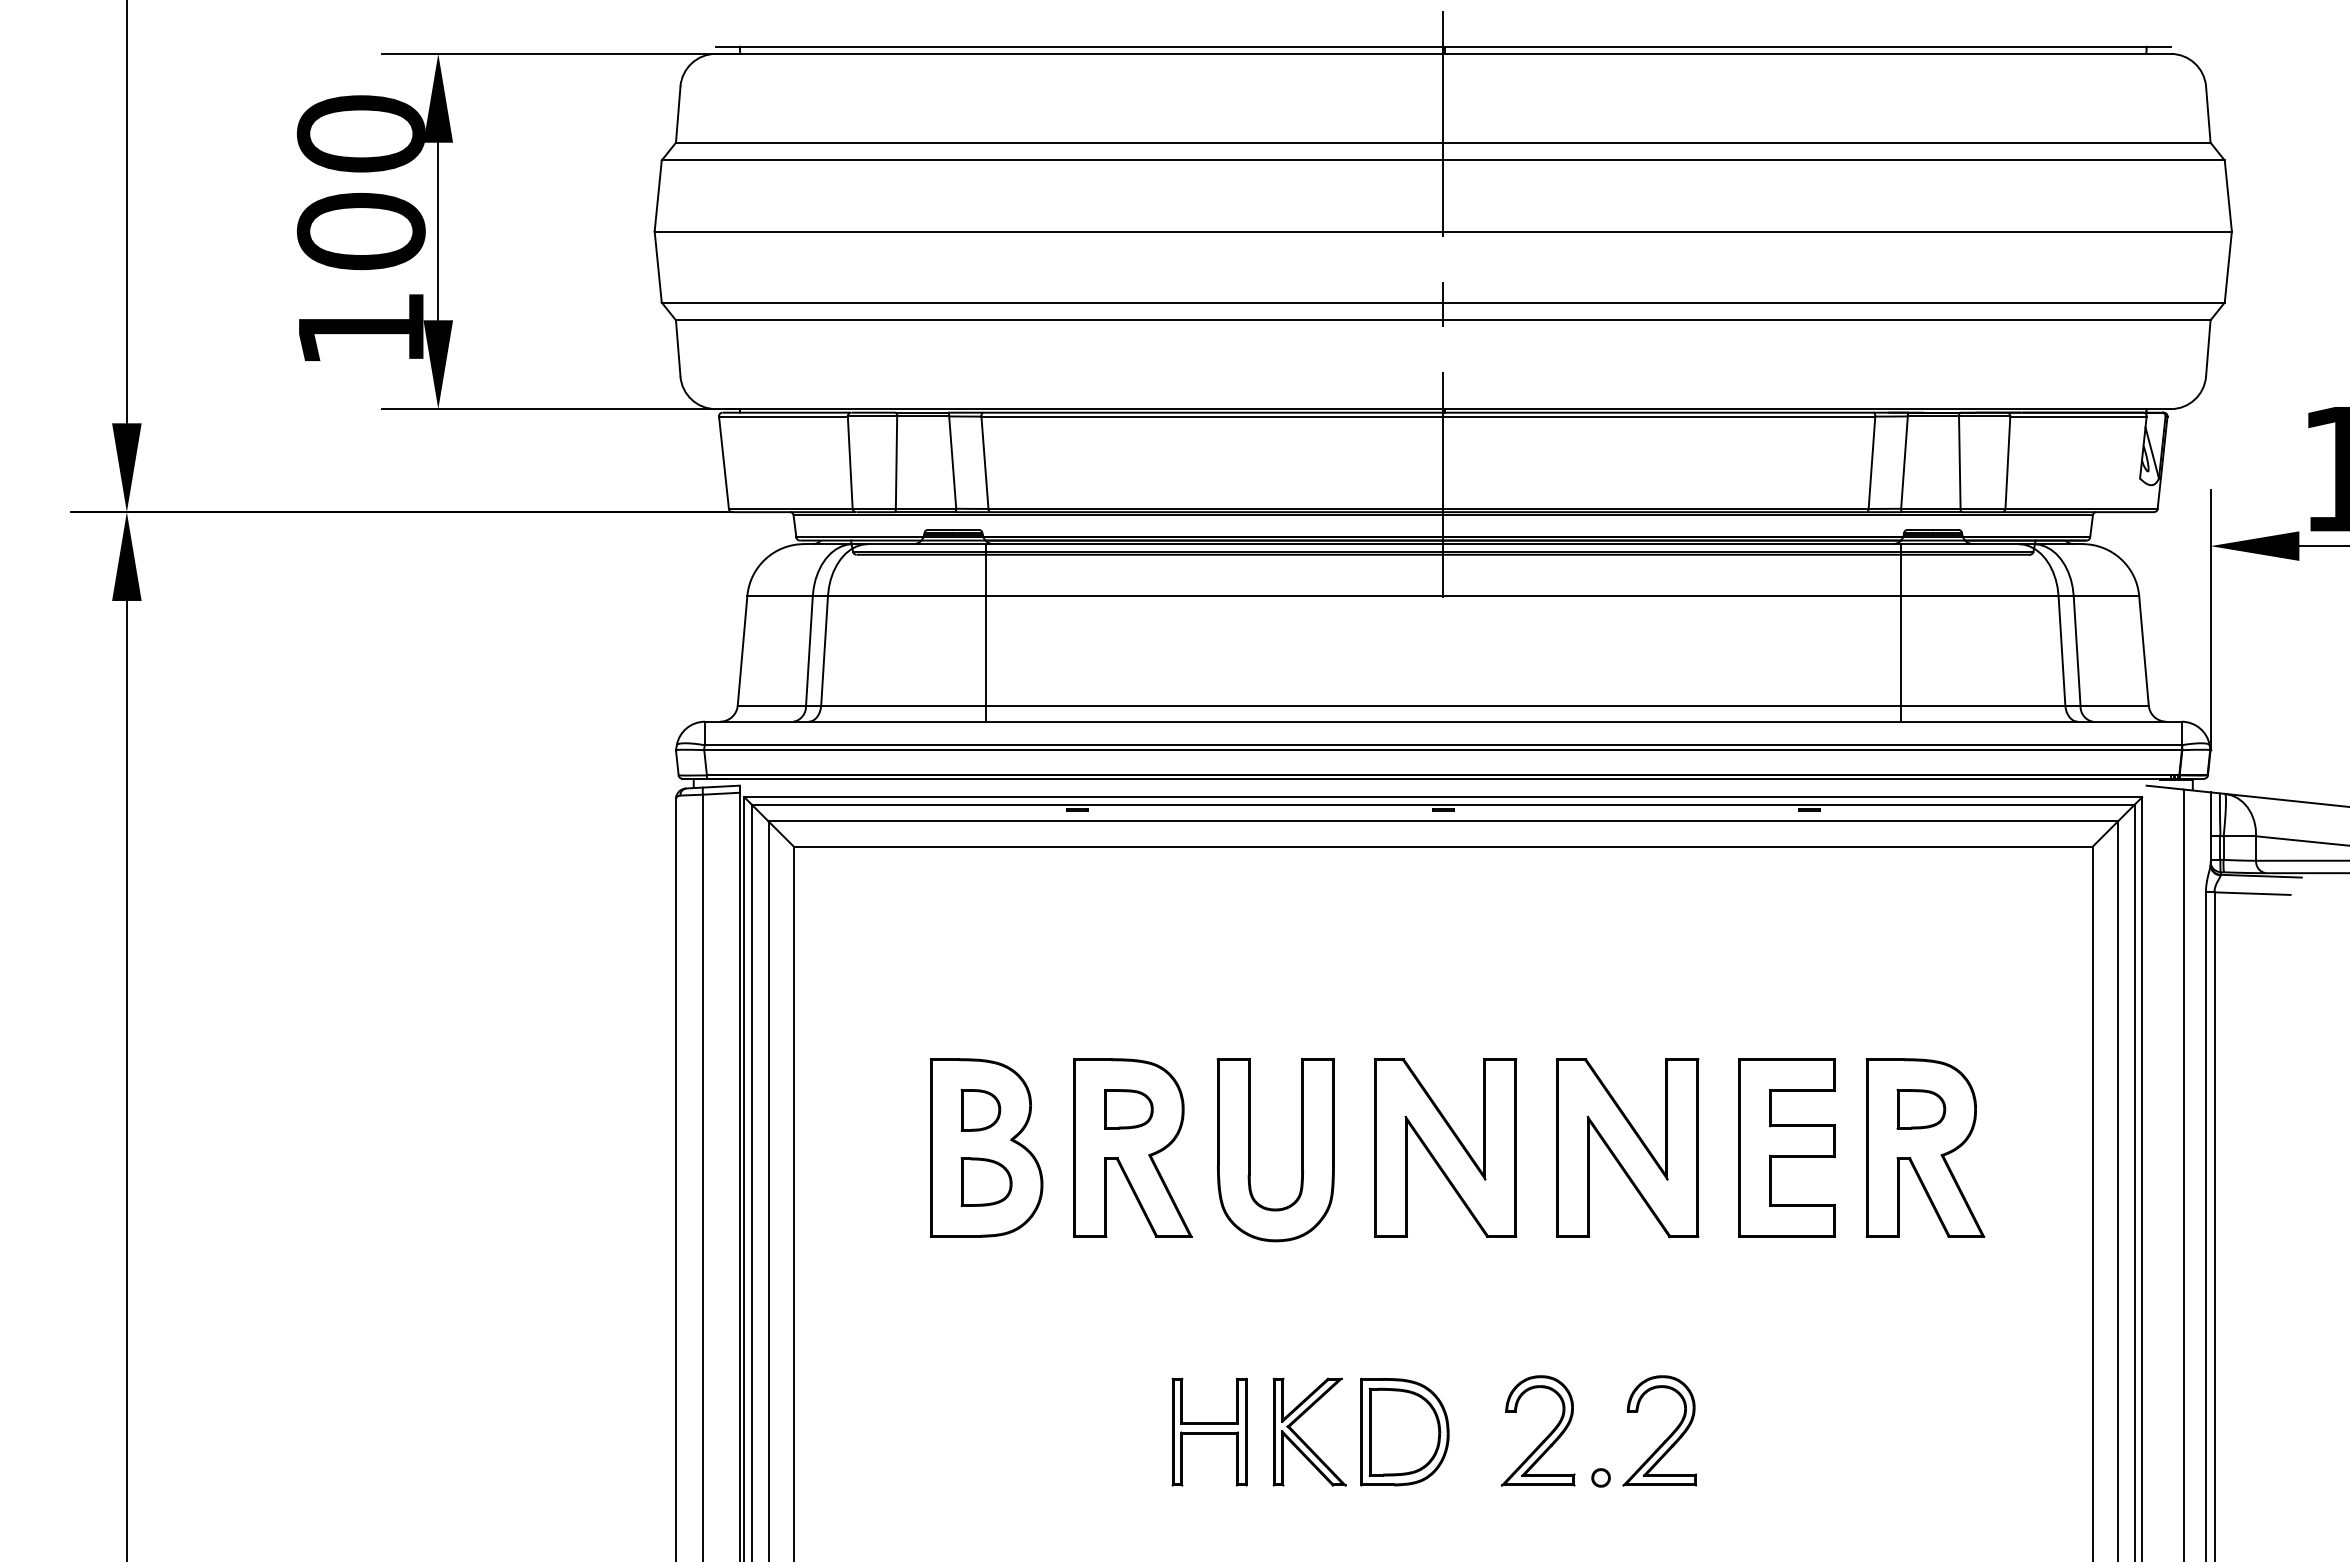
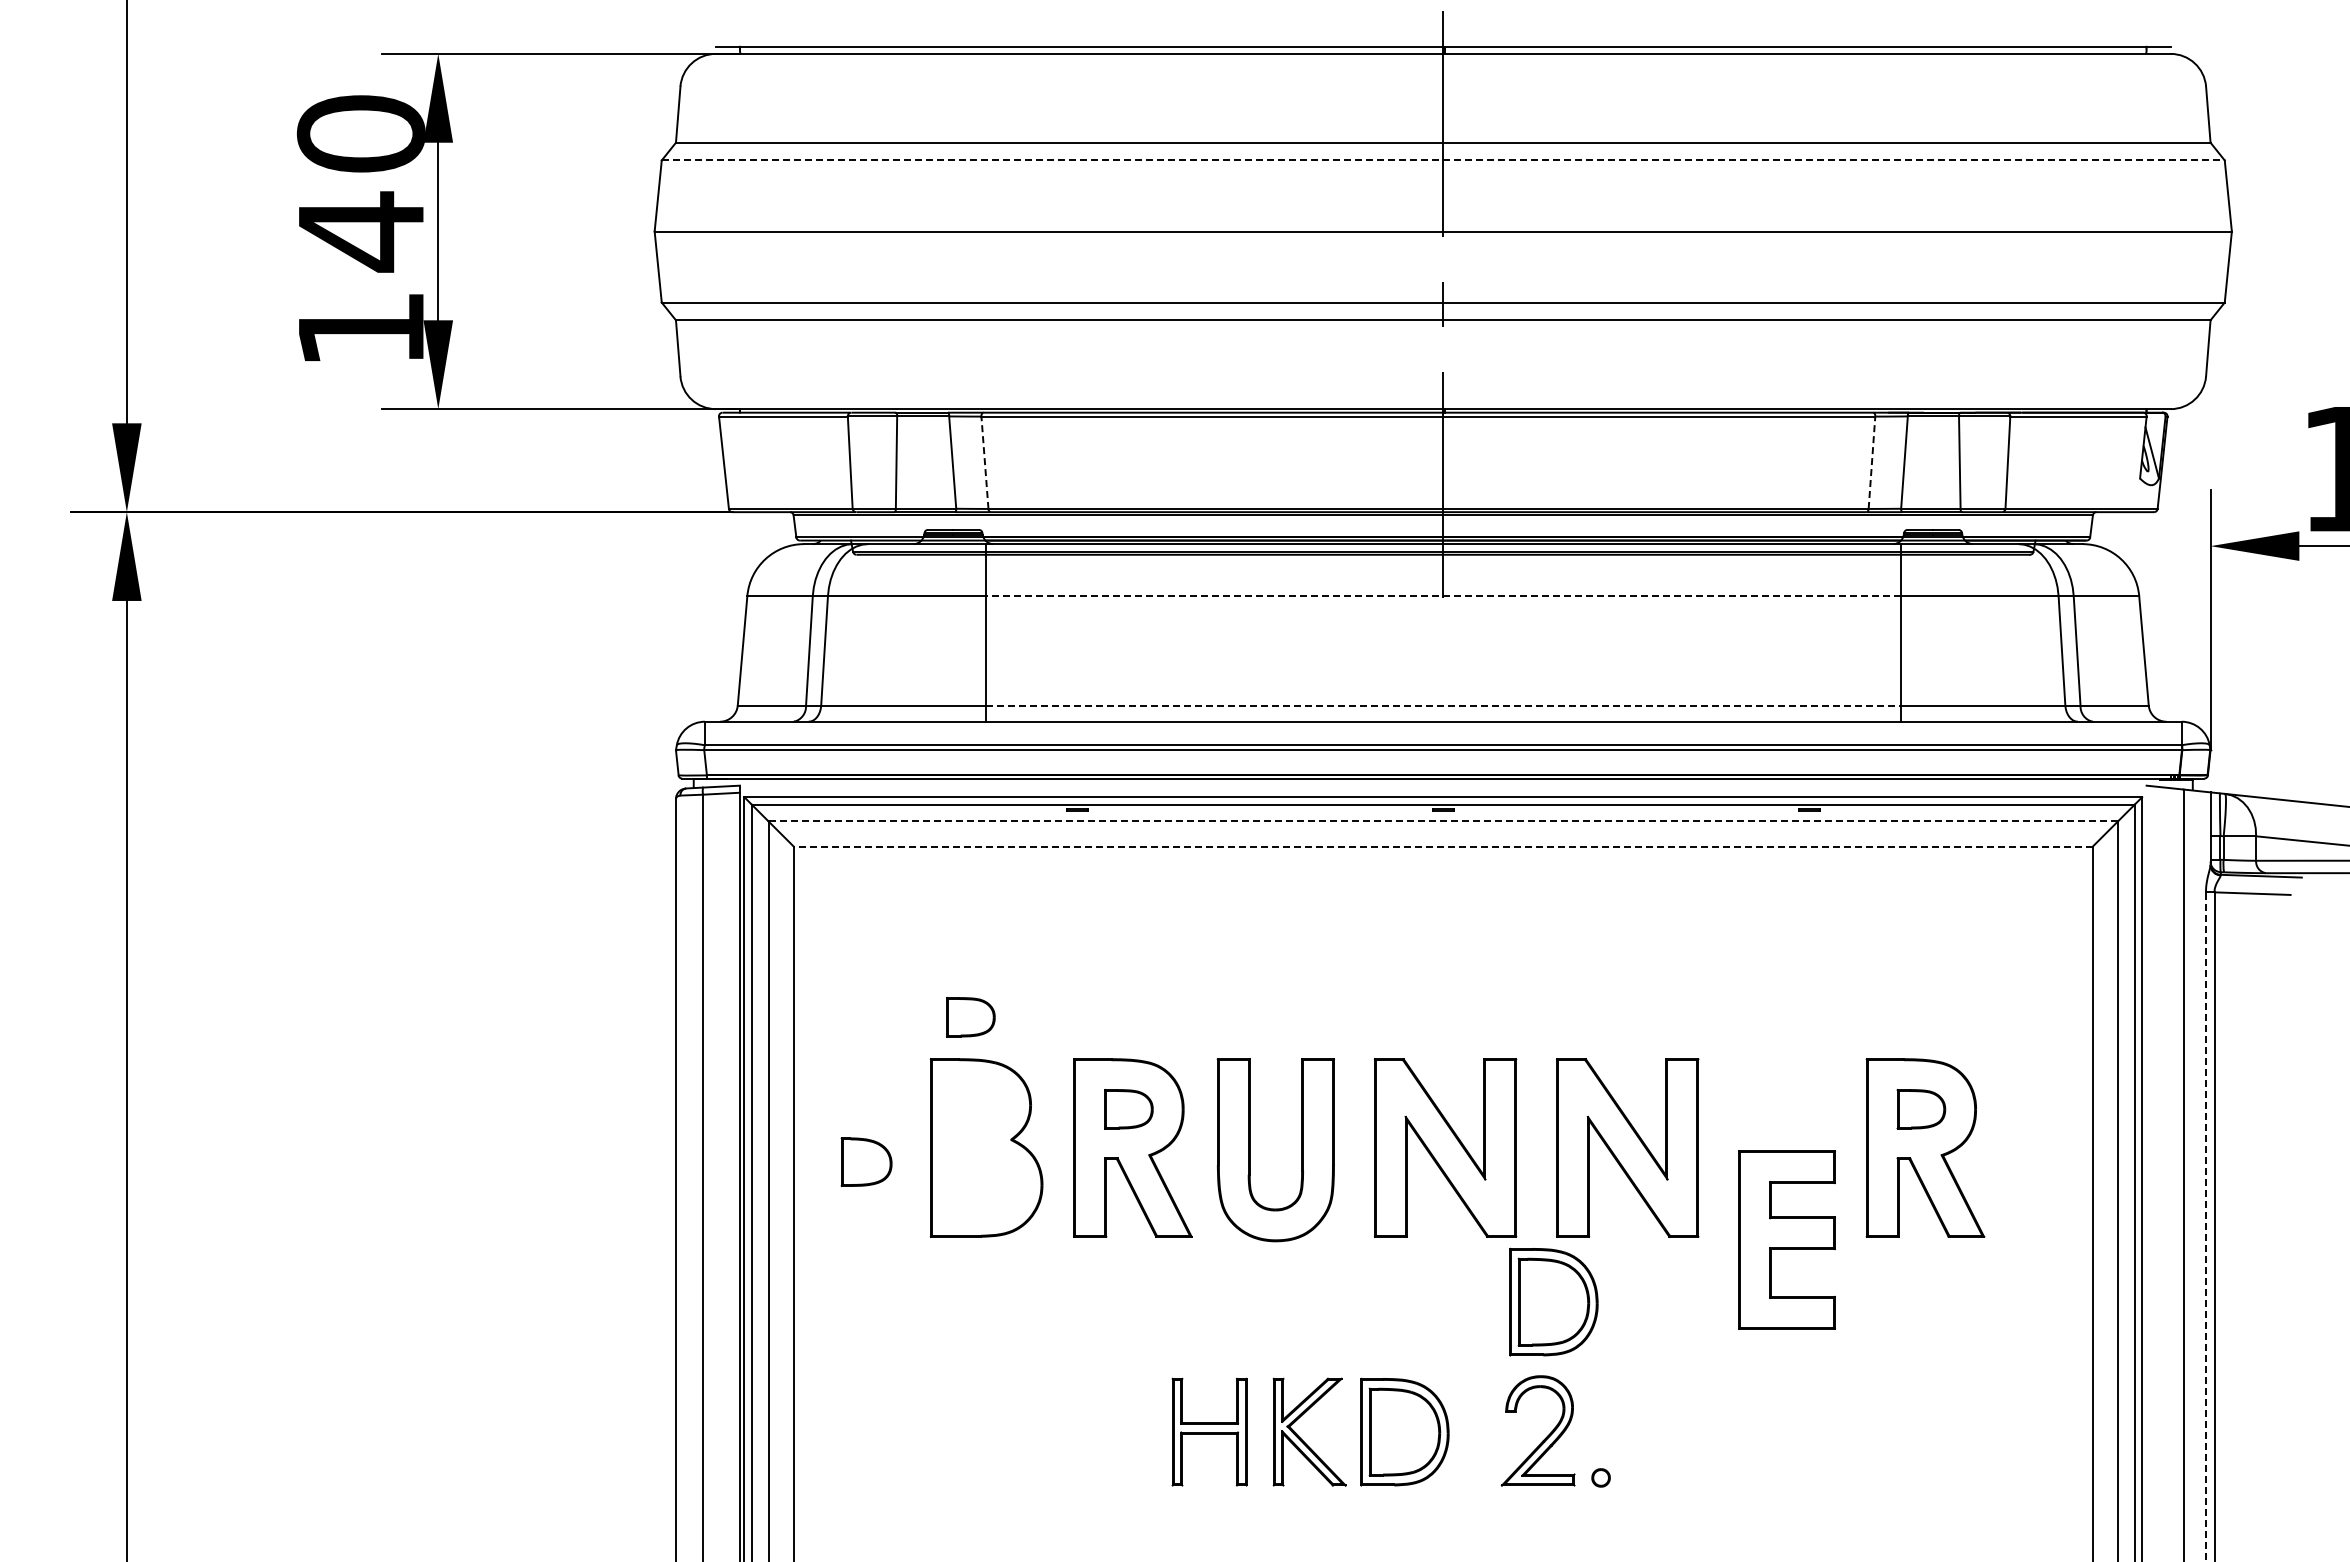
line: solid -> dashed (1443, 160)
text: 100 -> 140 (360, 231)
line: solid -> dashed (984, 462)
line: solid -> dashed (1872, 462)
line: solid -> dashed (1442, 595)
line: solid -> dashed (1443, 705)
line: solid -> dashed (1443, 821)
line: solid -> dashed (1443, 846)
part: none -> present (970, 1017)
part: present -> none (980, 1110)
part position: (1786, 1147) -> (1786, 1239) (1786, 1239)
part position: (986, 1181) -> (866, 1161) (866, 1161)
line: solid -> dashed (2205, 1226)
part: none -> present (1553, 1301)
part: present -> none (1667, 1437)
